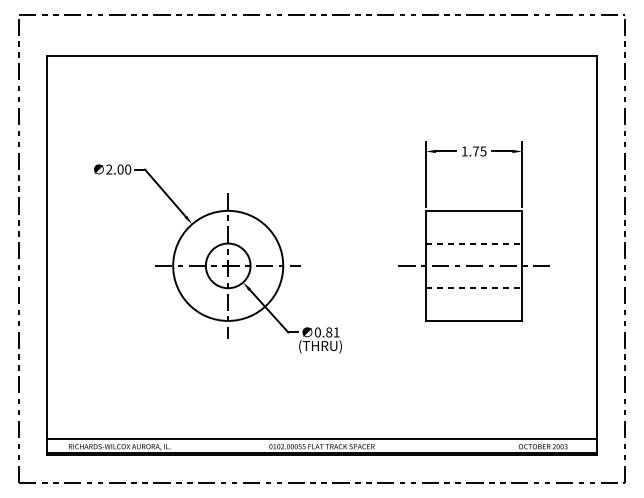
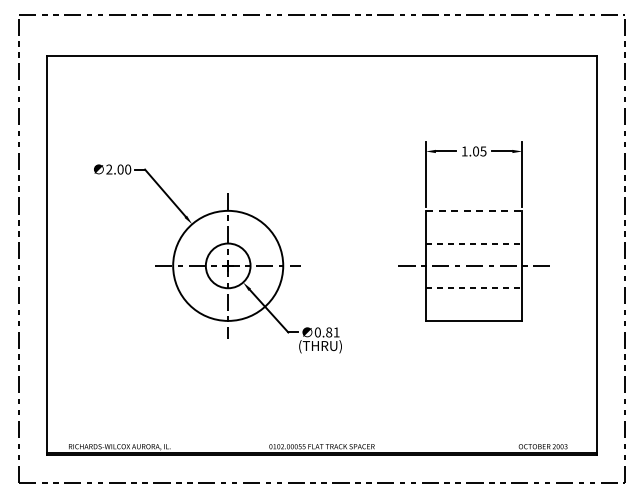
text: 1.75 -> 1.05 (476, 151)
line: solid -> dashed (474, 210)
line: present -> none (321, 439)
